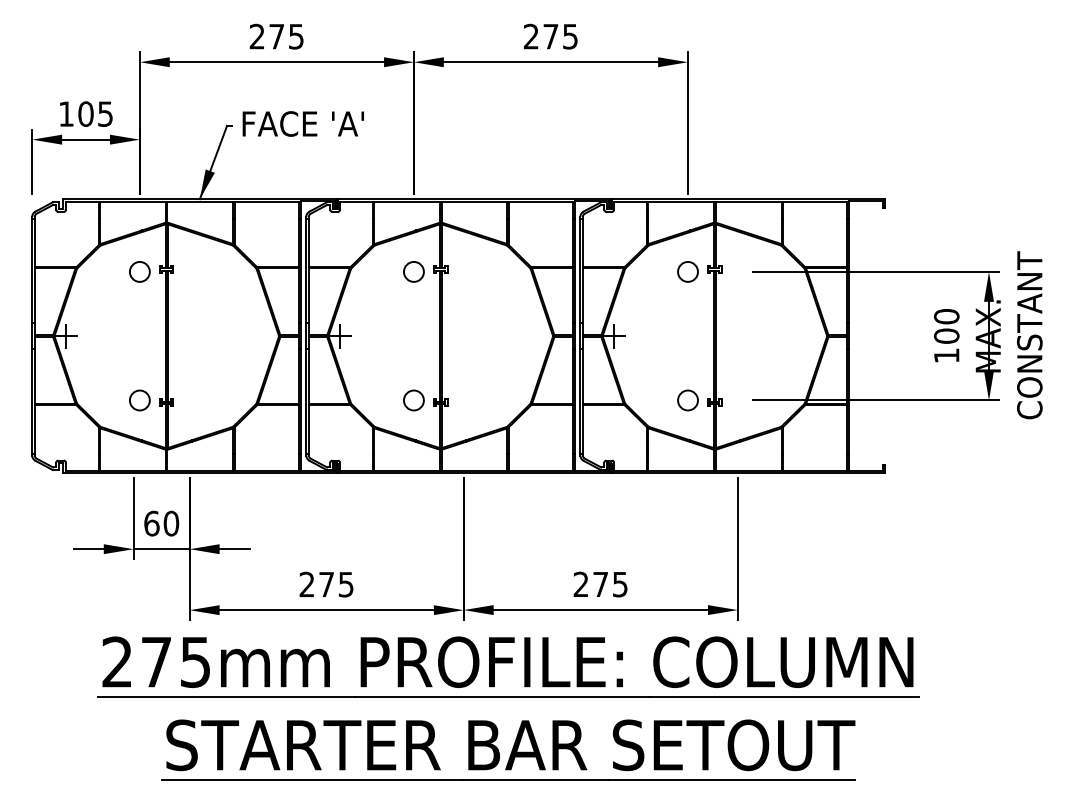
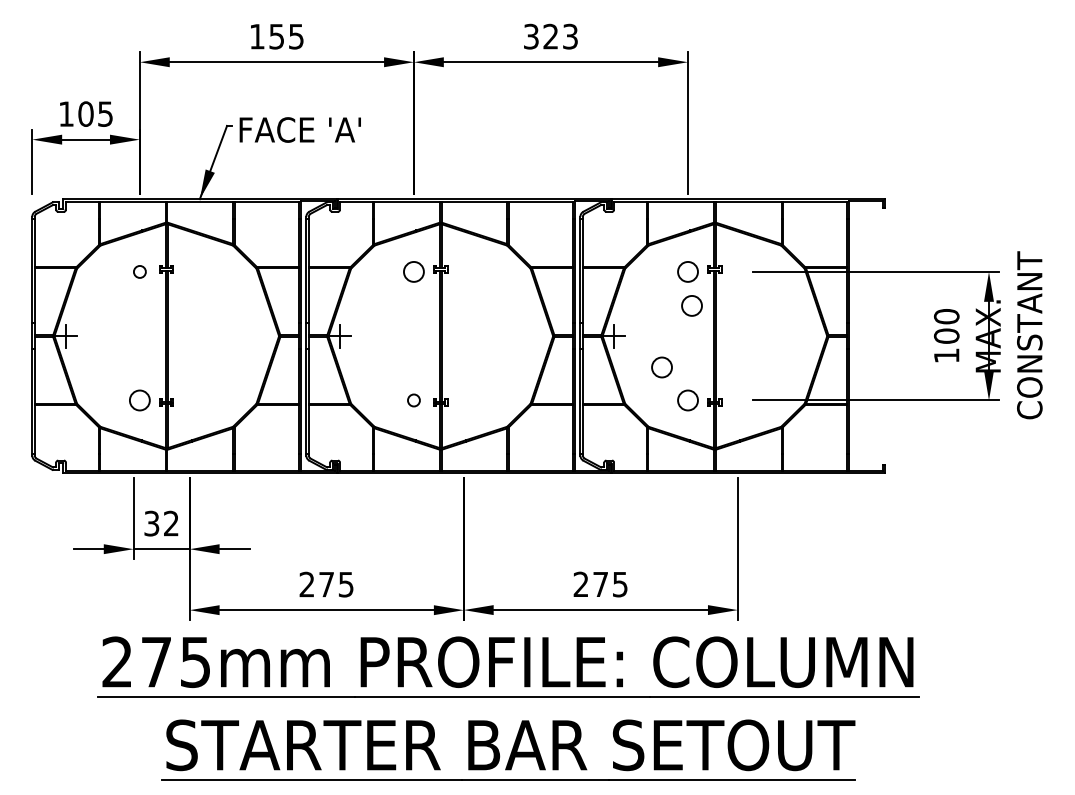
text: 275 -> 155 (266, 36)
text: 275 -> 323 (550, 36)
text position: (302, 123) -> (299, 129) (299, 129)
circle size: 22x22 px -> 14x14 px (139, 271)
circle: none -> present (691, 305)
circle: none -> present (661, 367)
circle size: 22x23 px -> 14x15 px (413, 400)
text: 60 -> 32 (161, 523)
